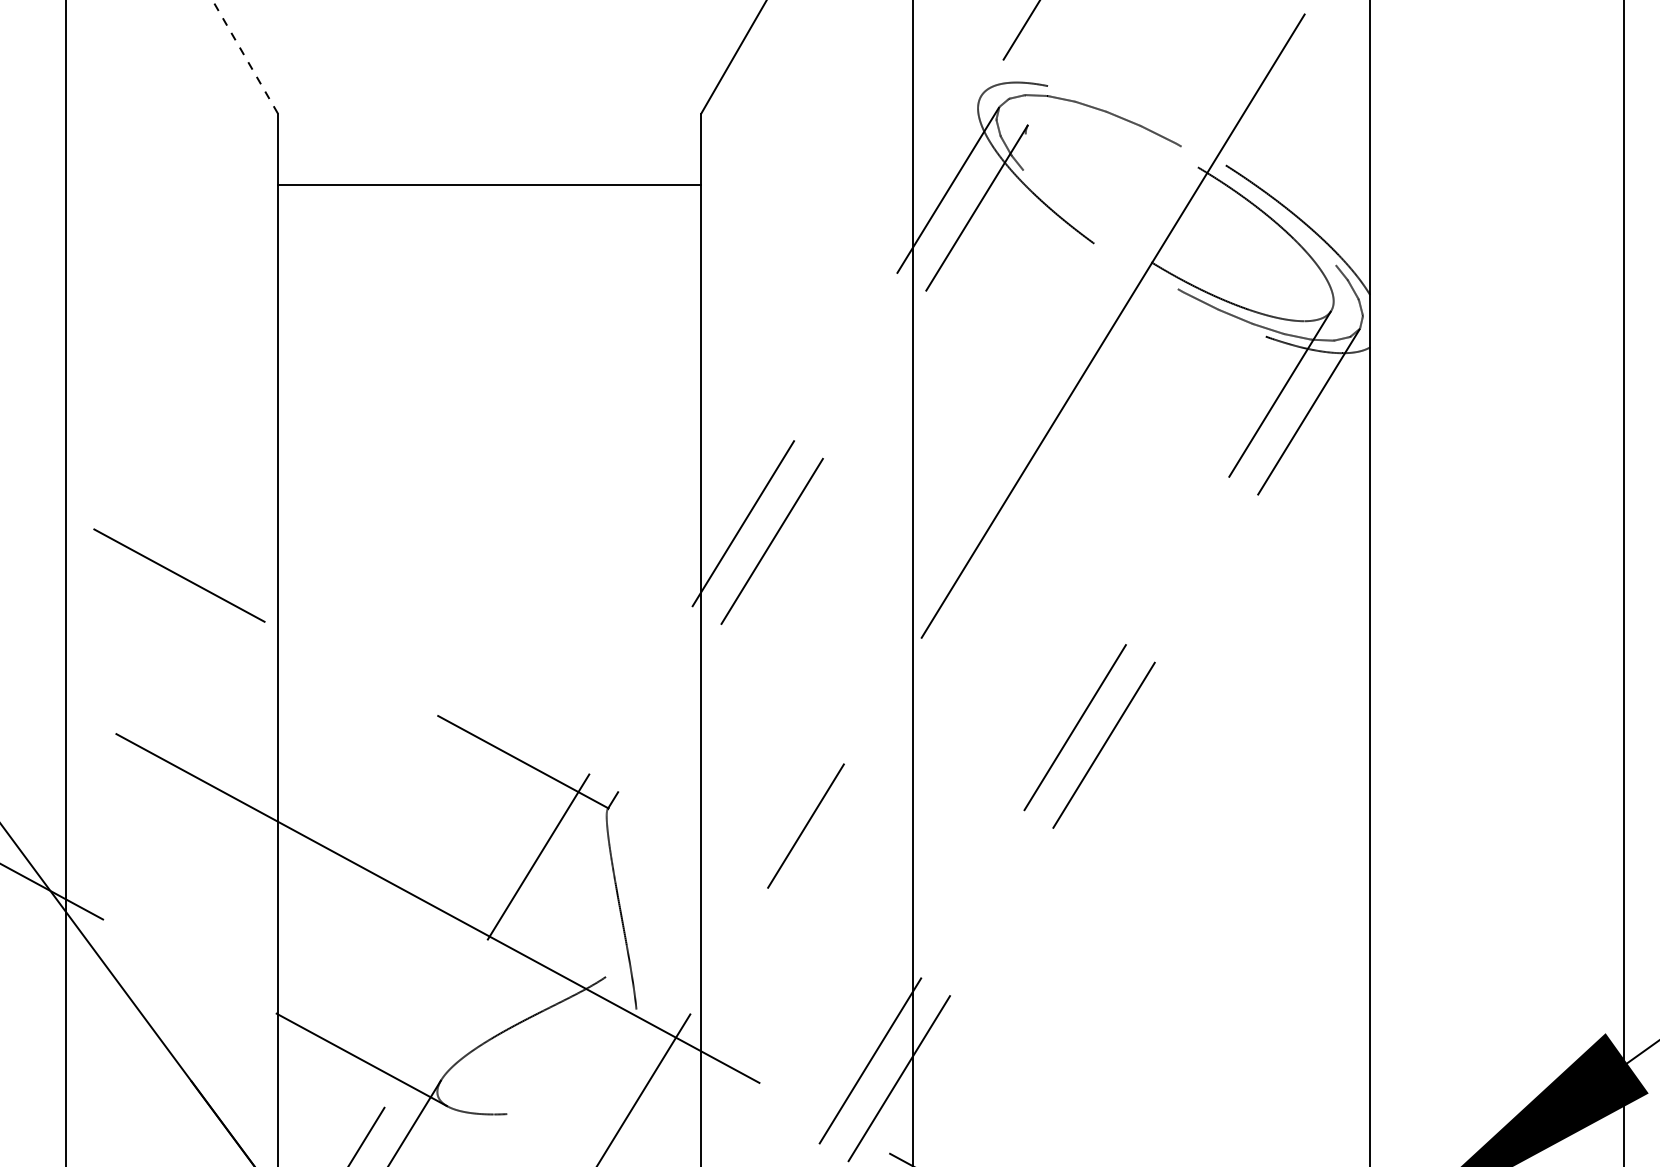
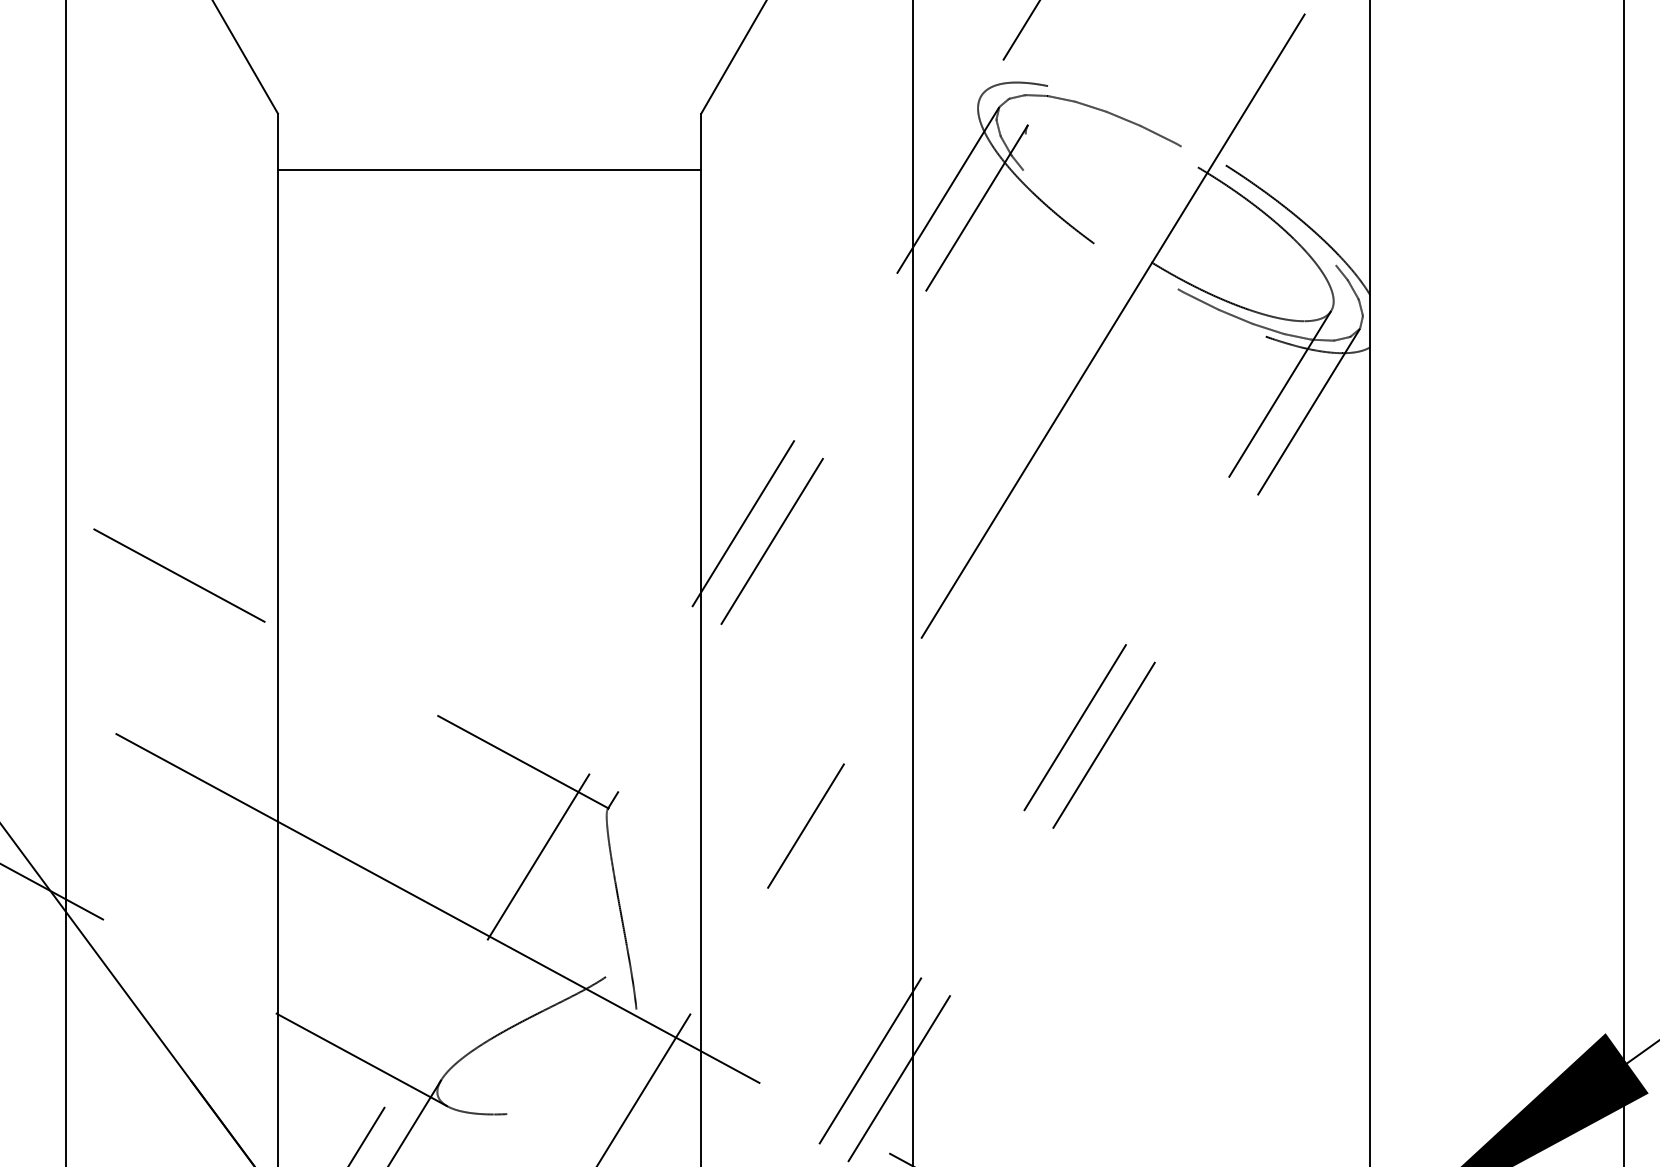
line: dashed -> solid (244, 56)
line position: (489, 185) -> (489, 170) (489, 170)
